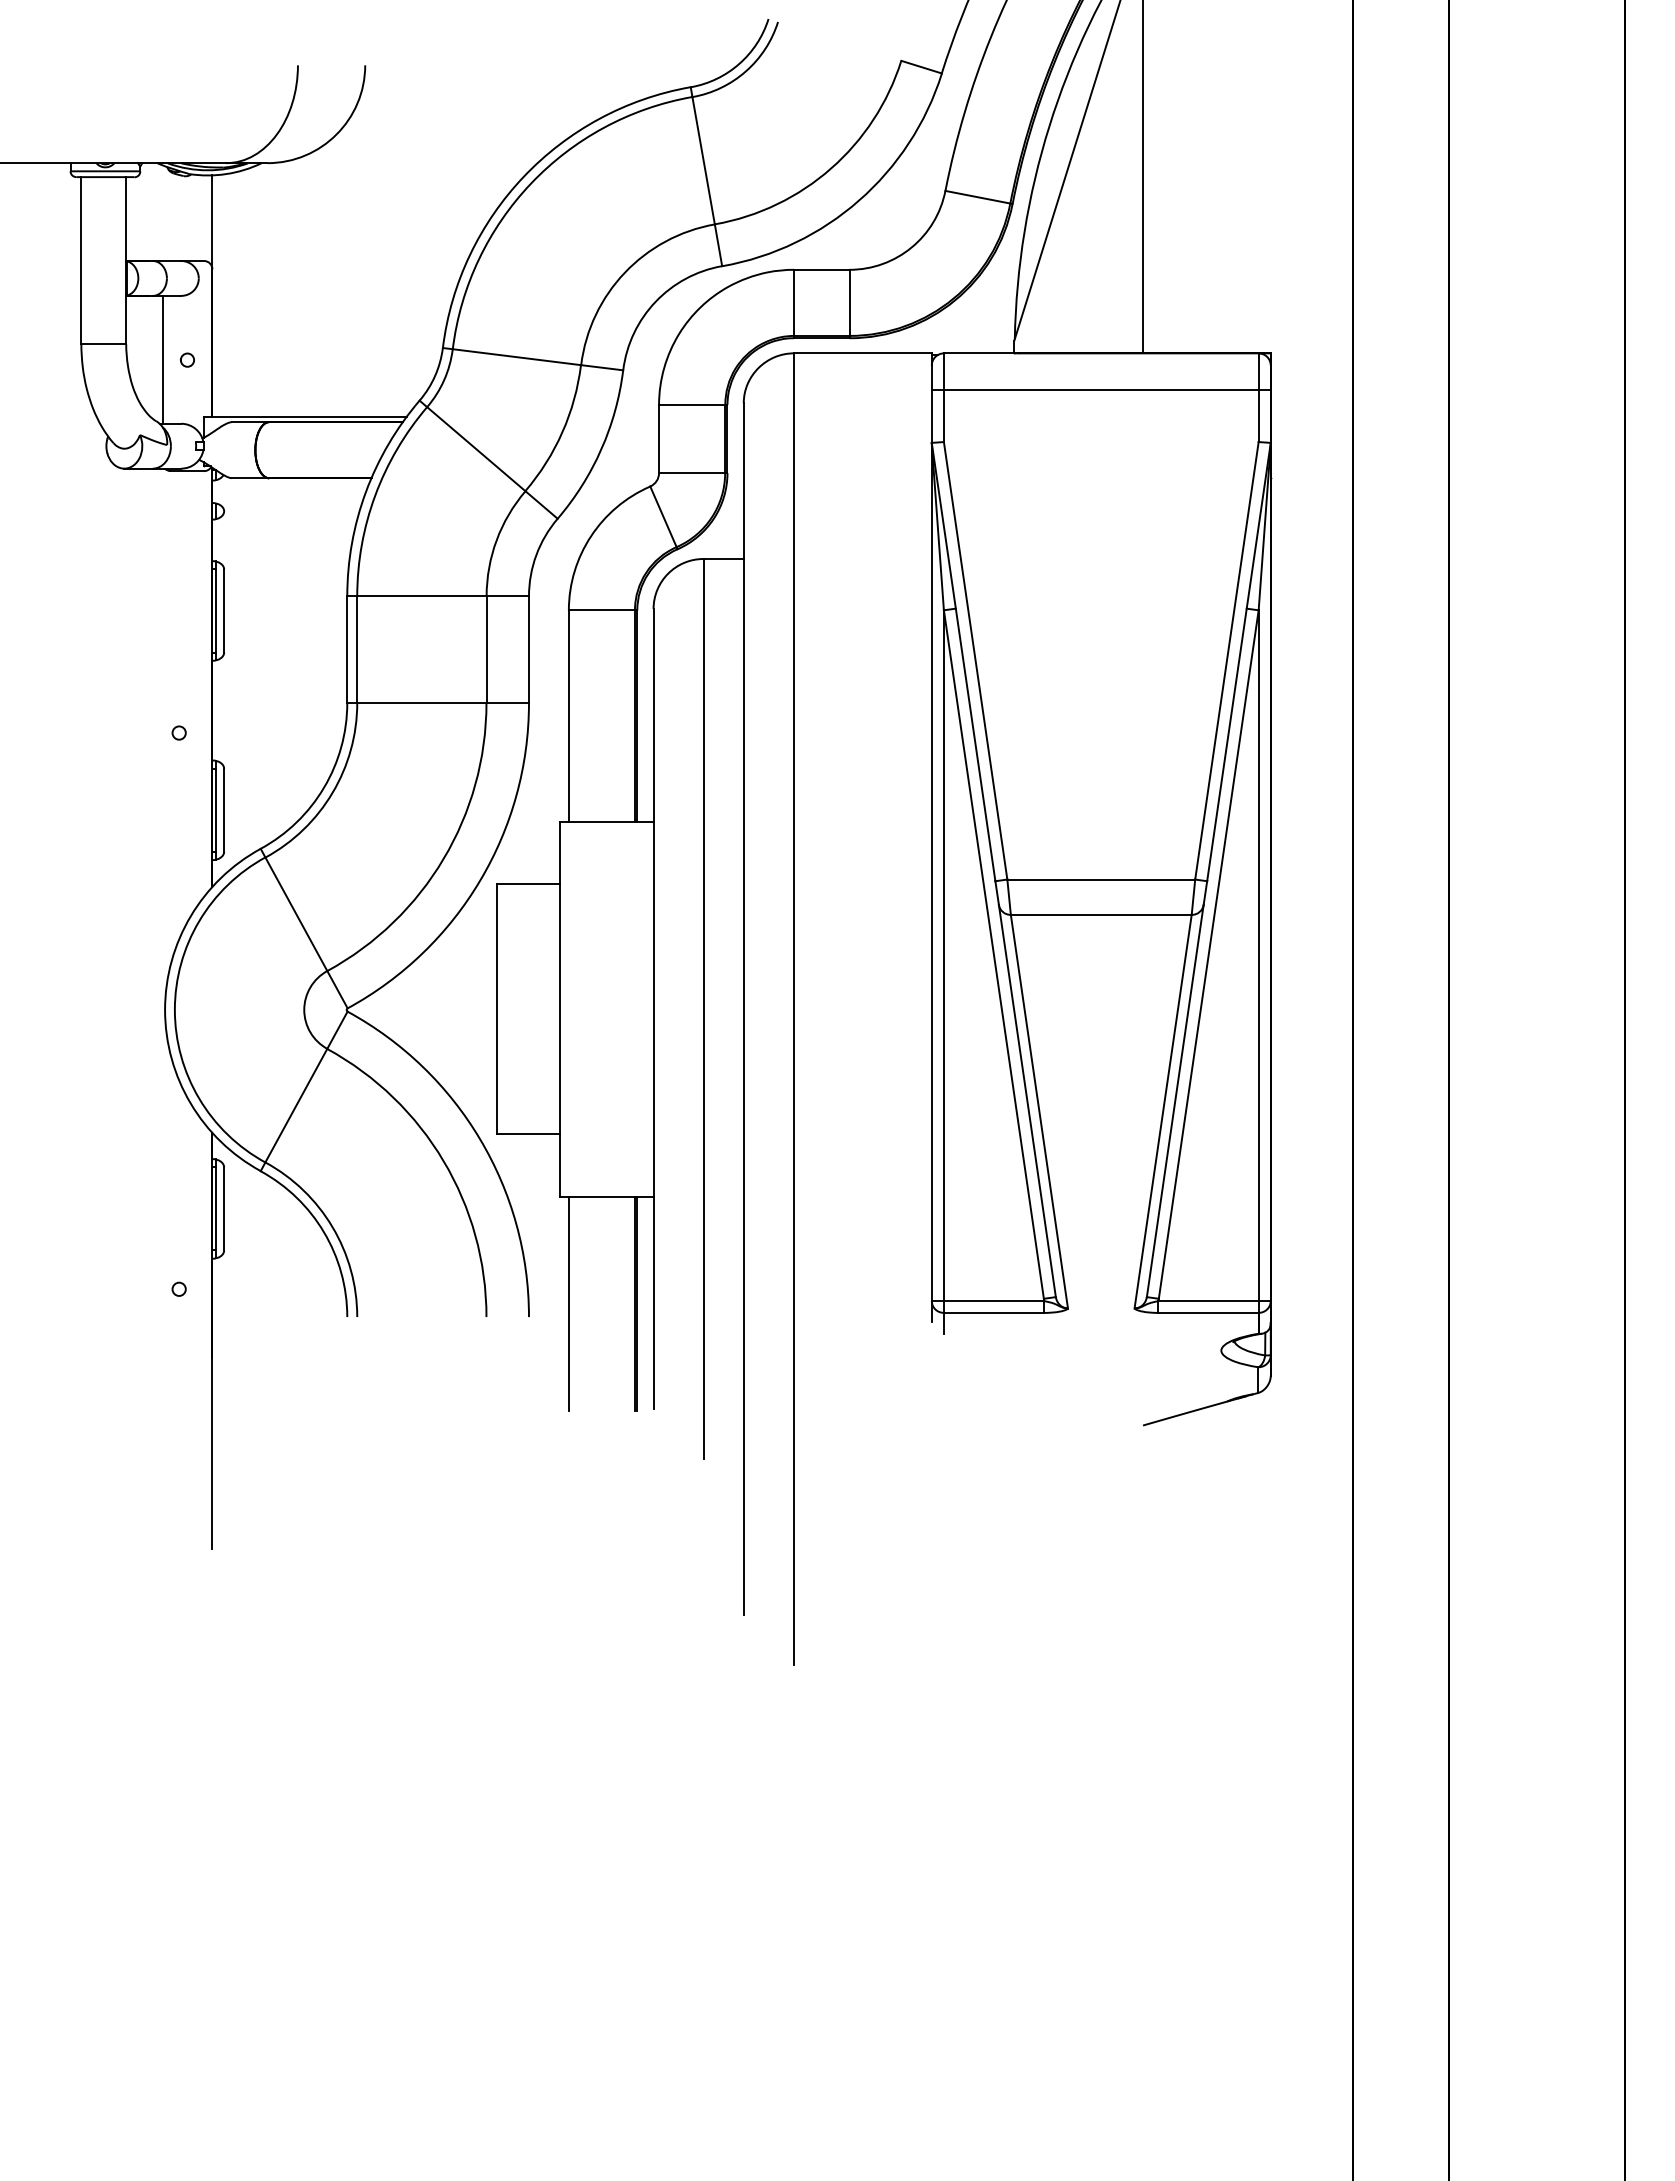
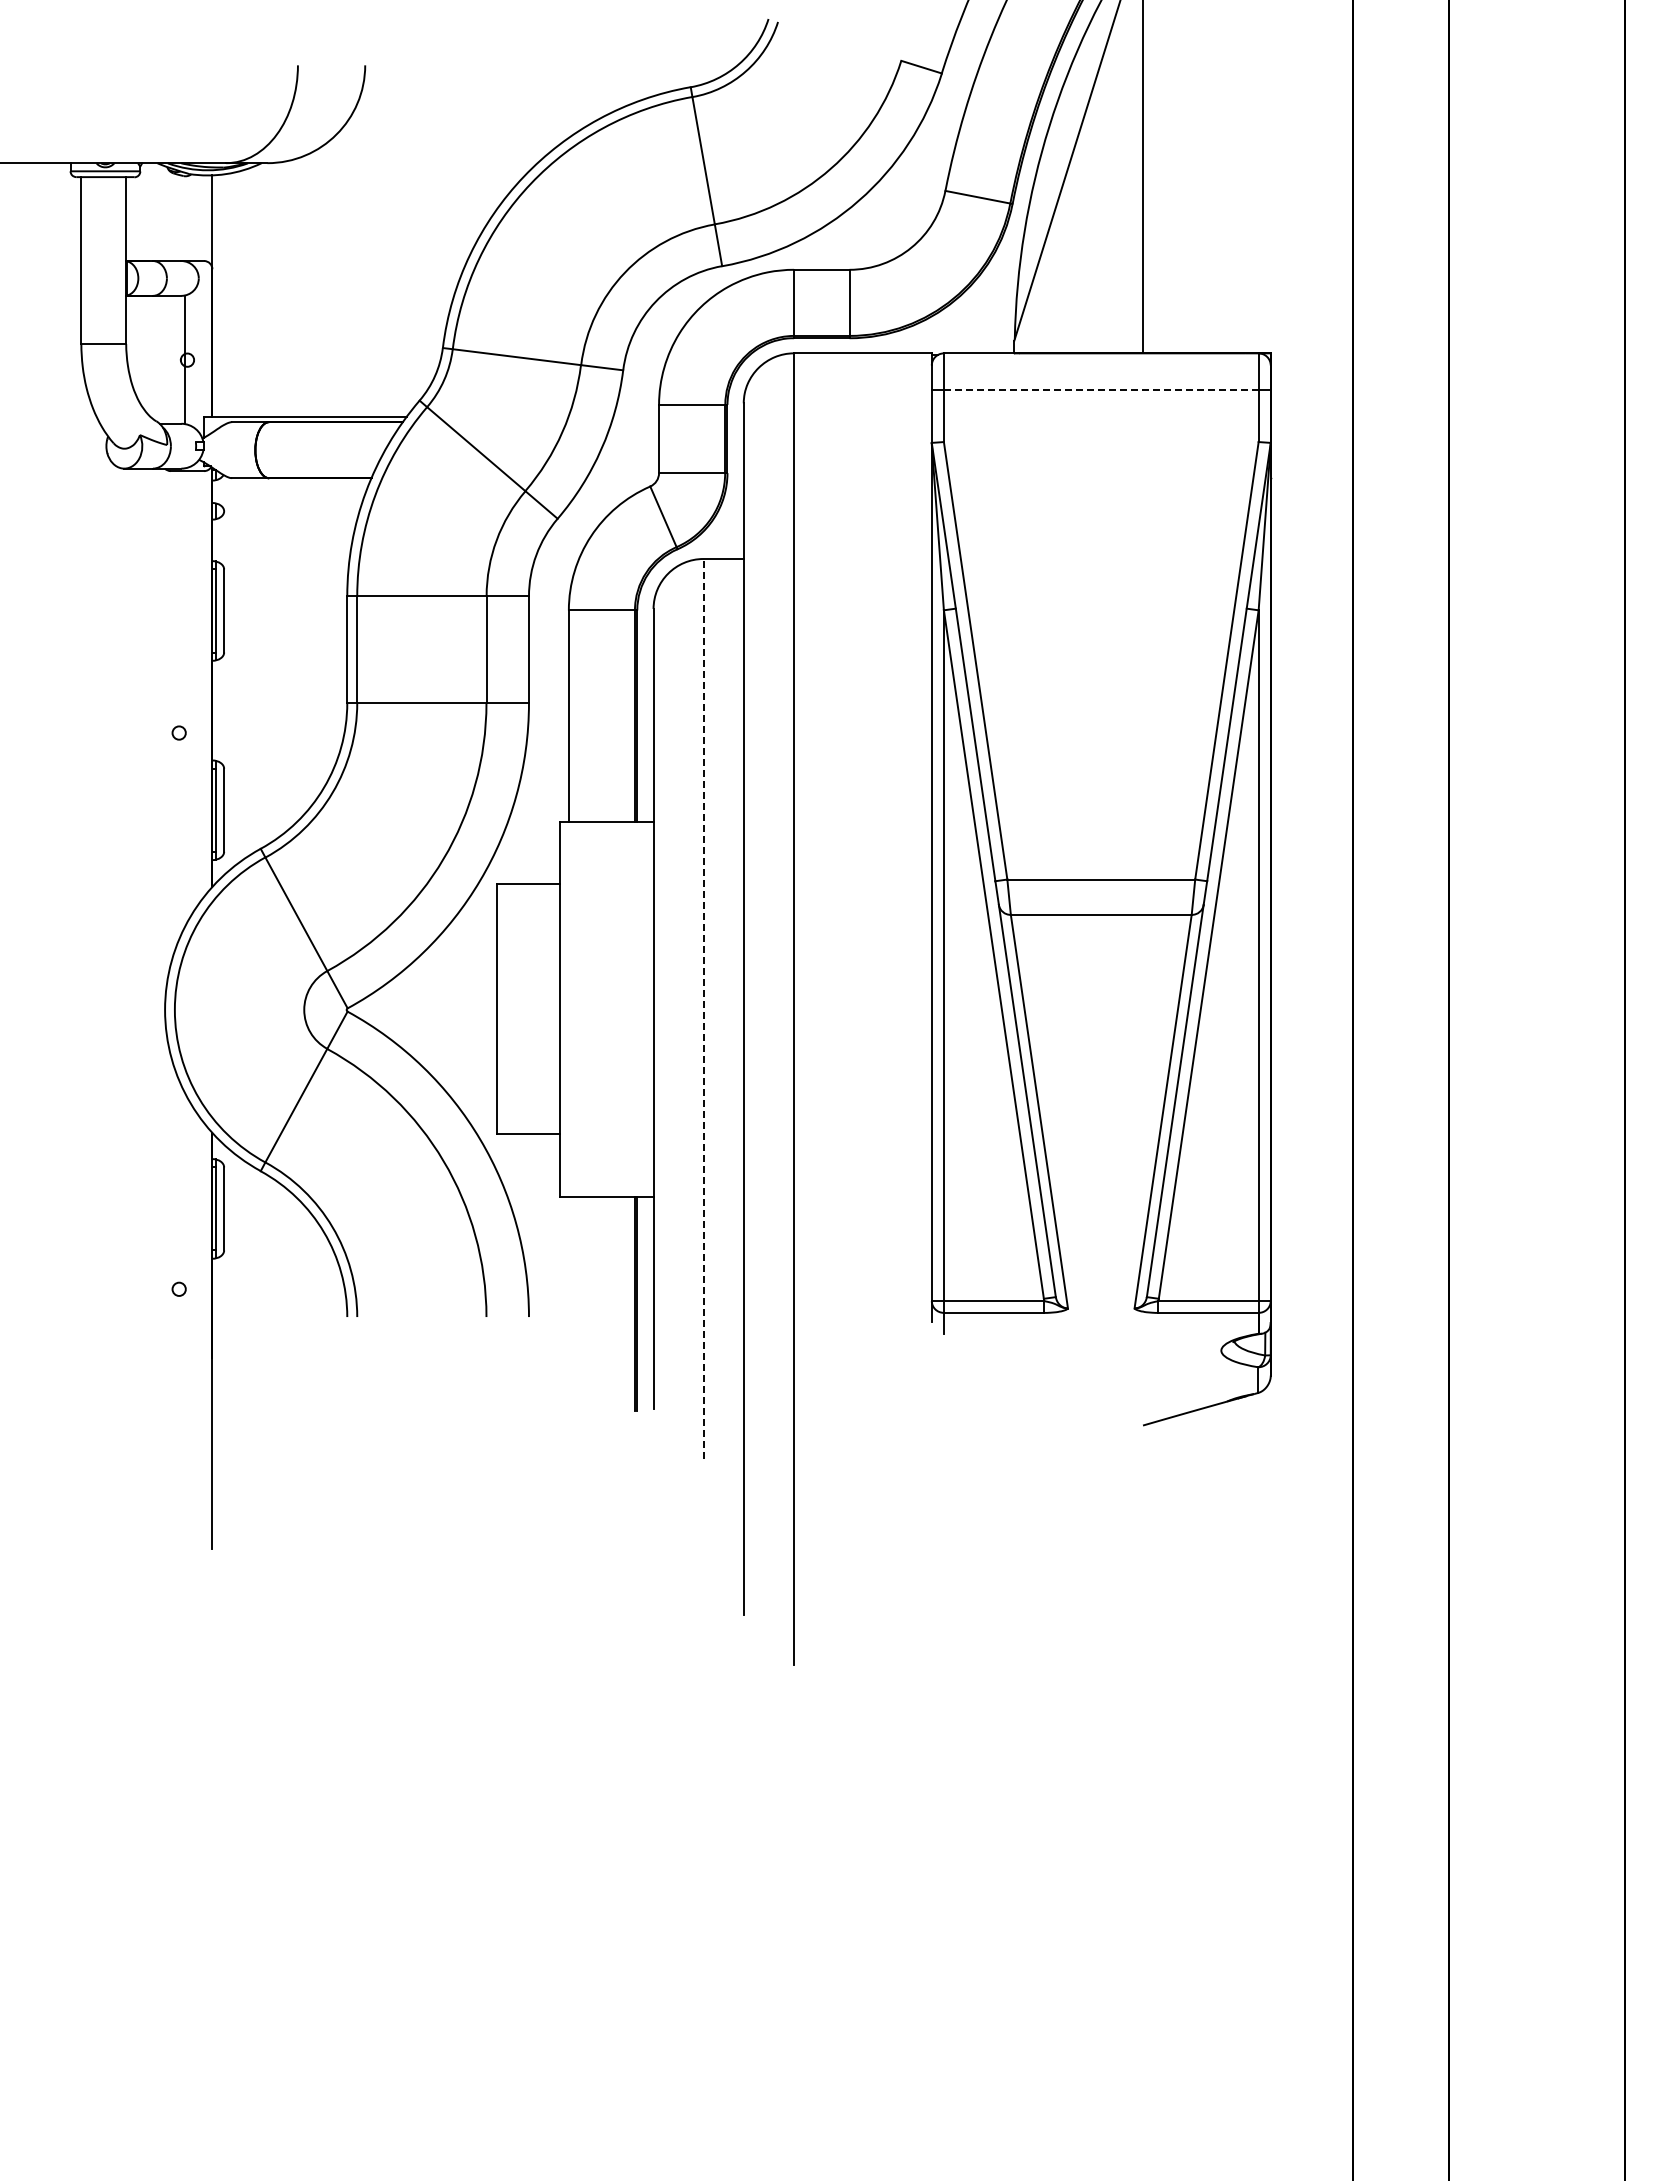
line position: (162, 359) -> (184, 359) (184, 359)
line: solid -> dashed (1100, 389)
line: solid -> dashed (703, 1008)
line: present -> none (568, 1303)
